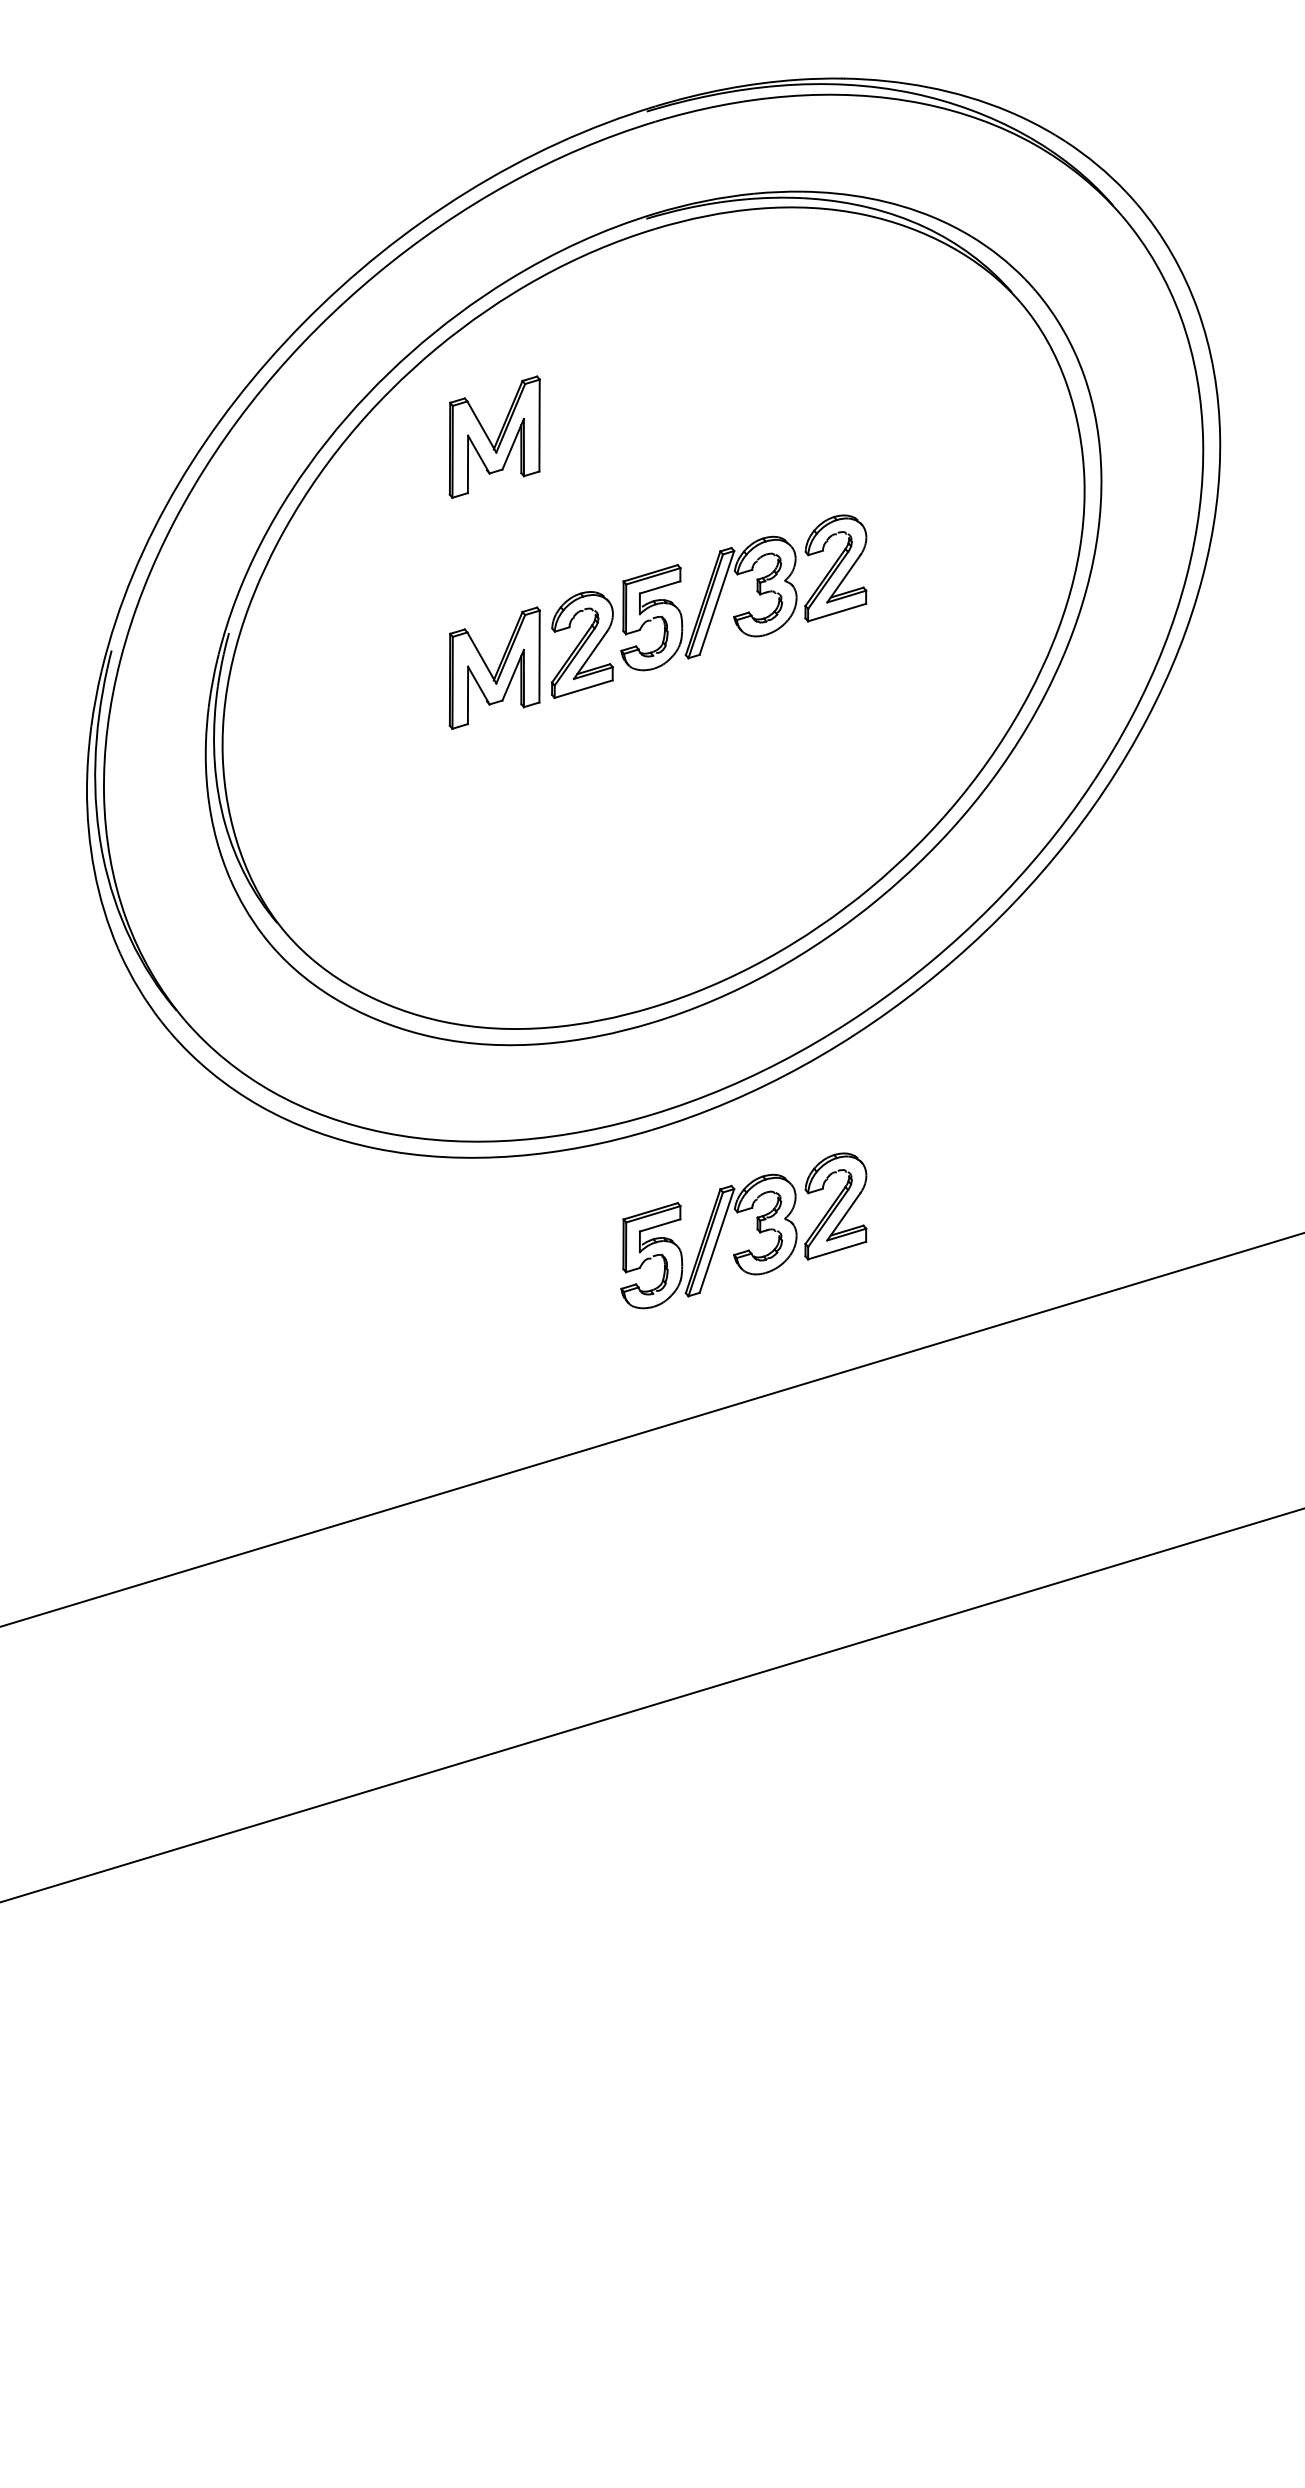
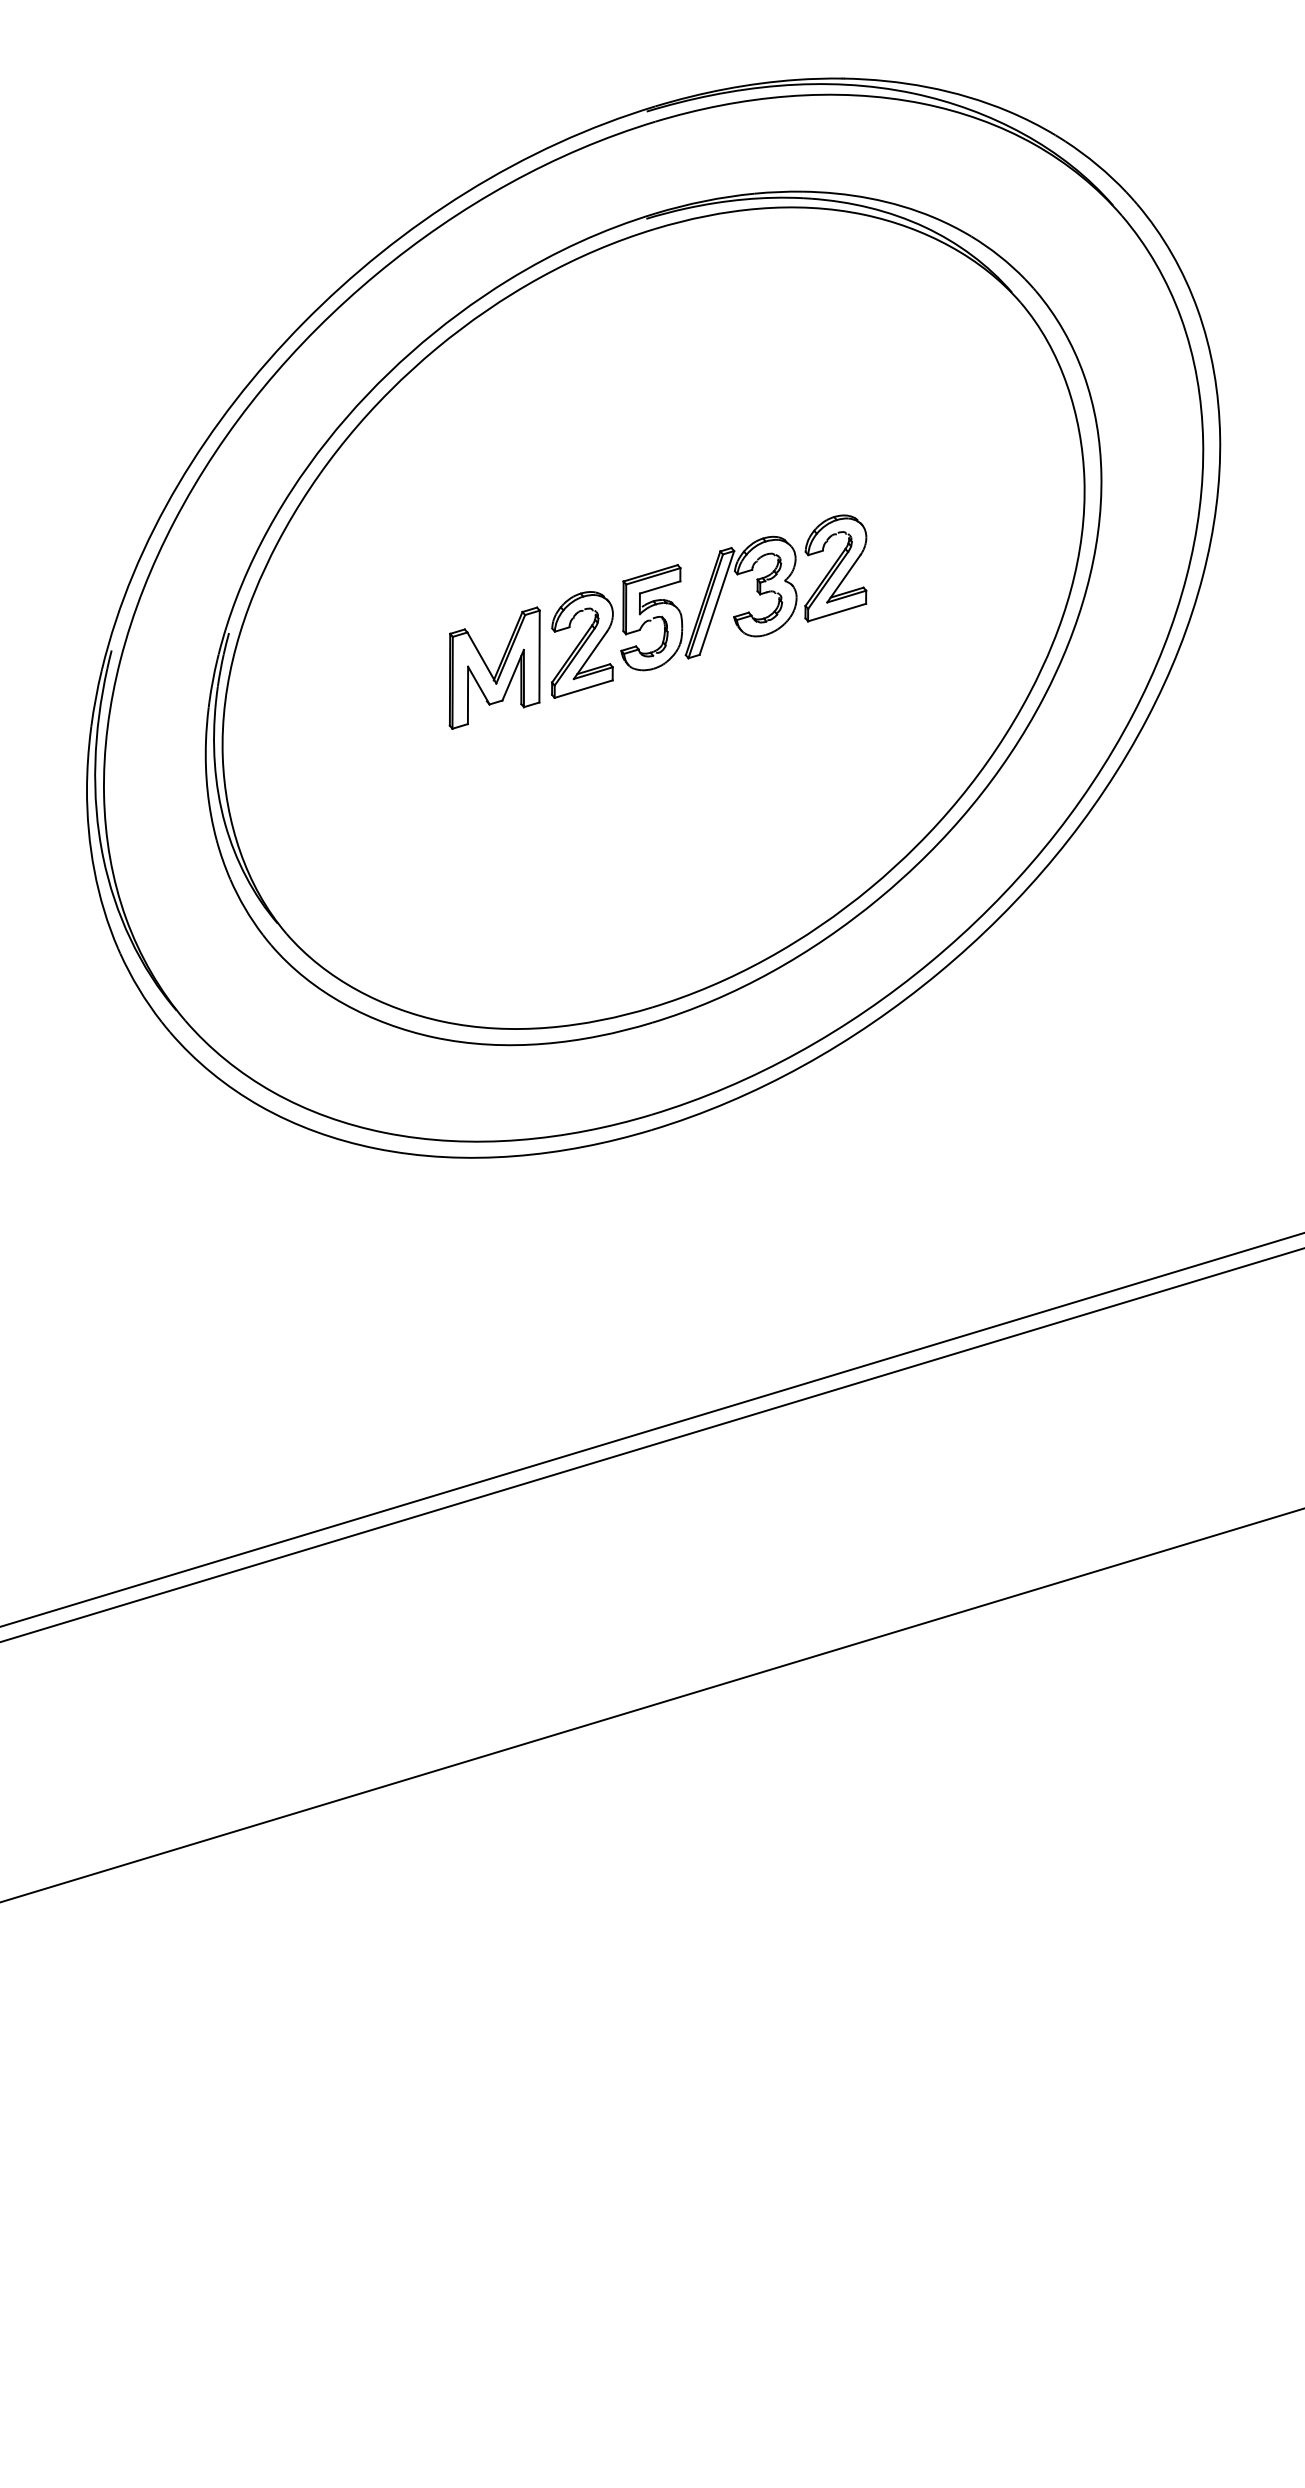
part: present -> none (494, 436)
part: present -> none (756, 1229)
line: none -> present (651, 1445)
